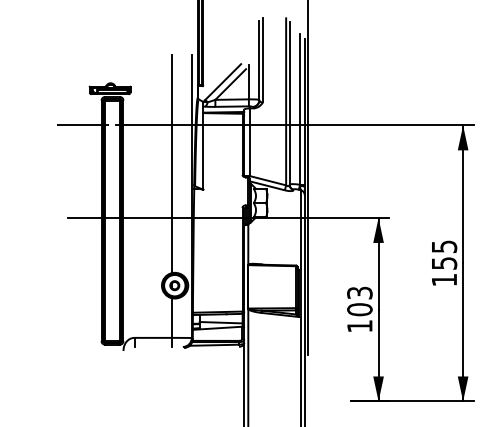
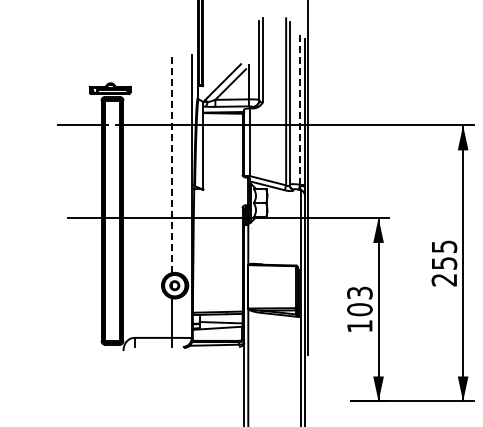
line: solid -> dashed (299, 108)
line: solid -> dashed (172, 163)
text: 155 -> 255 (443, 280)
